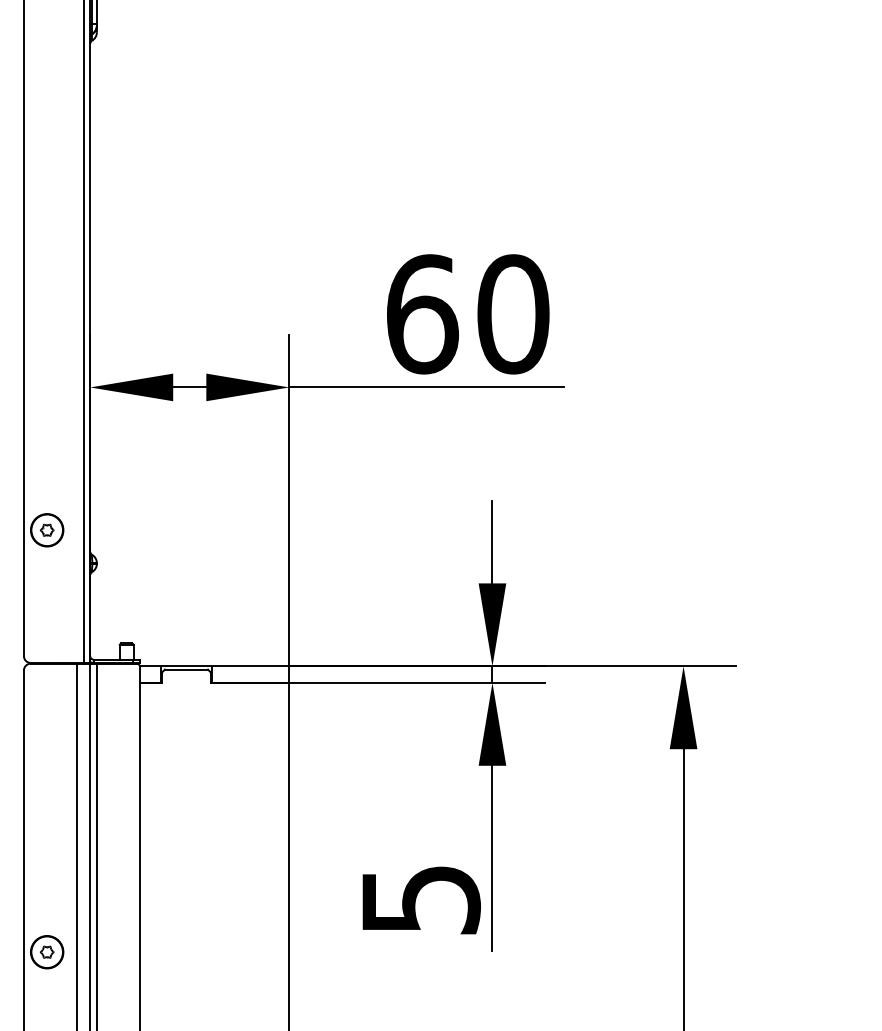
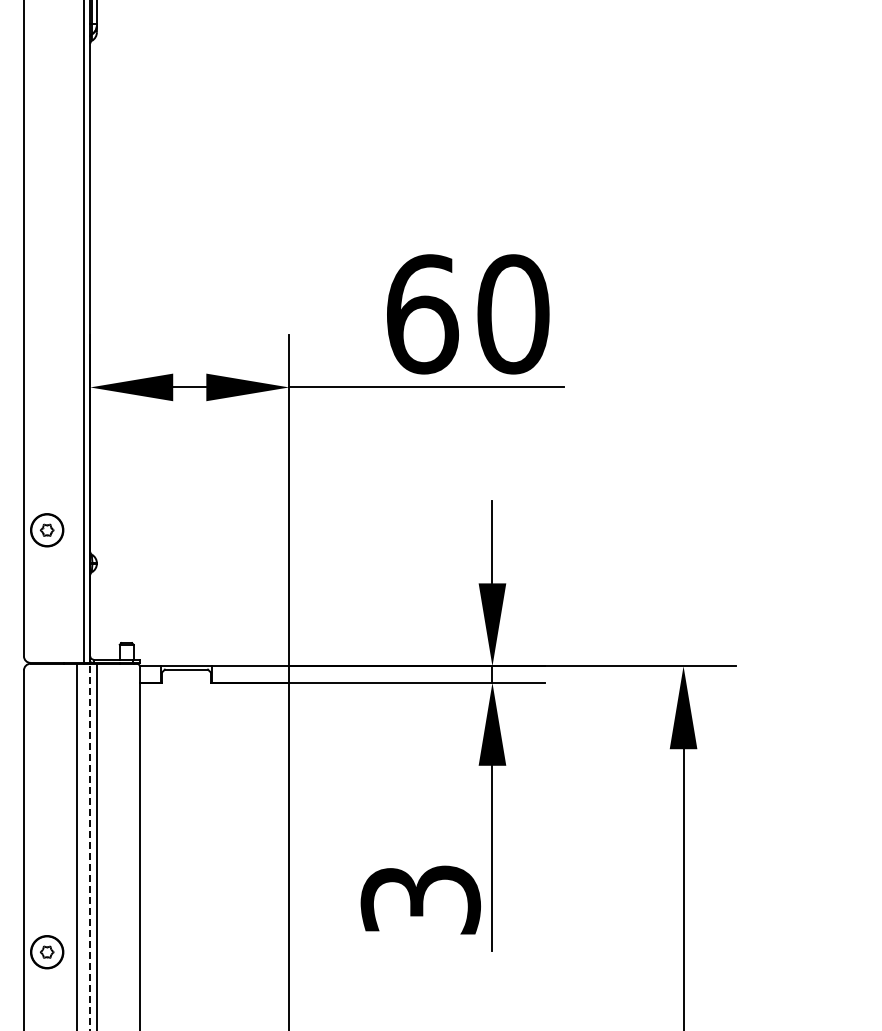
line: solid -> dashed (90, 846)
text: 5 -> 3 (420, 899)
